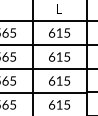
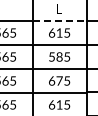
line: solid -> dashed (60, 20)
text: 615 -> 585 (55, 56)
text: 615 -> 675 (59, 80)
